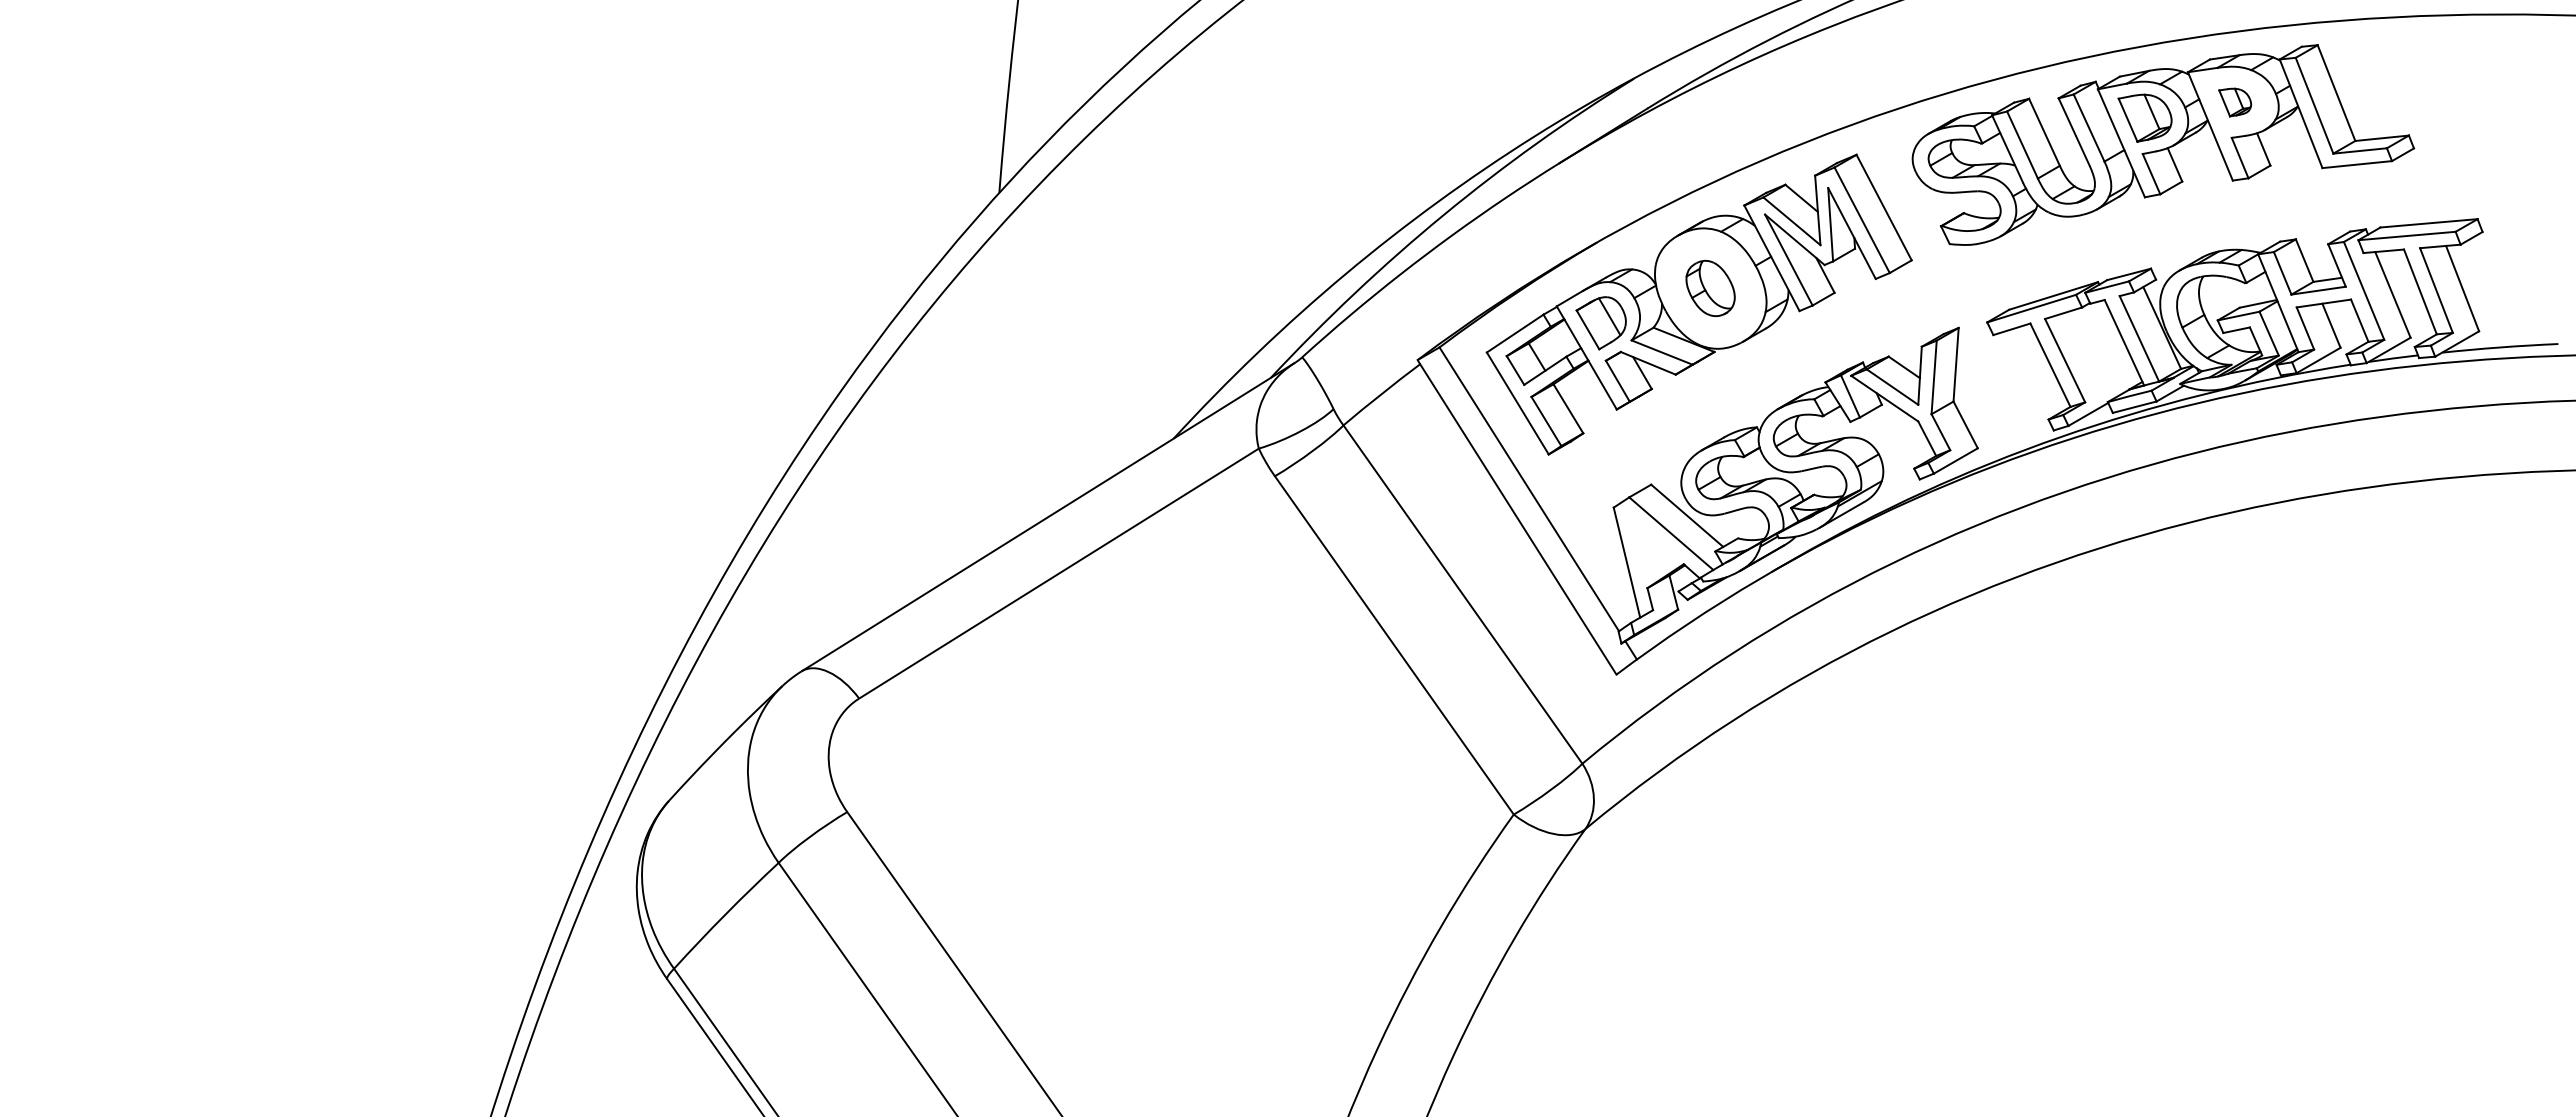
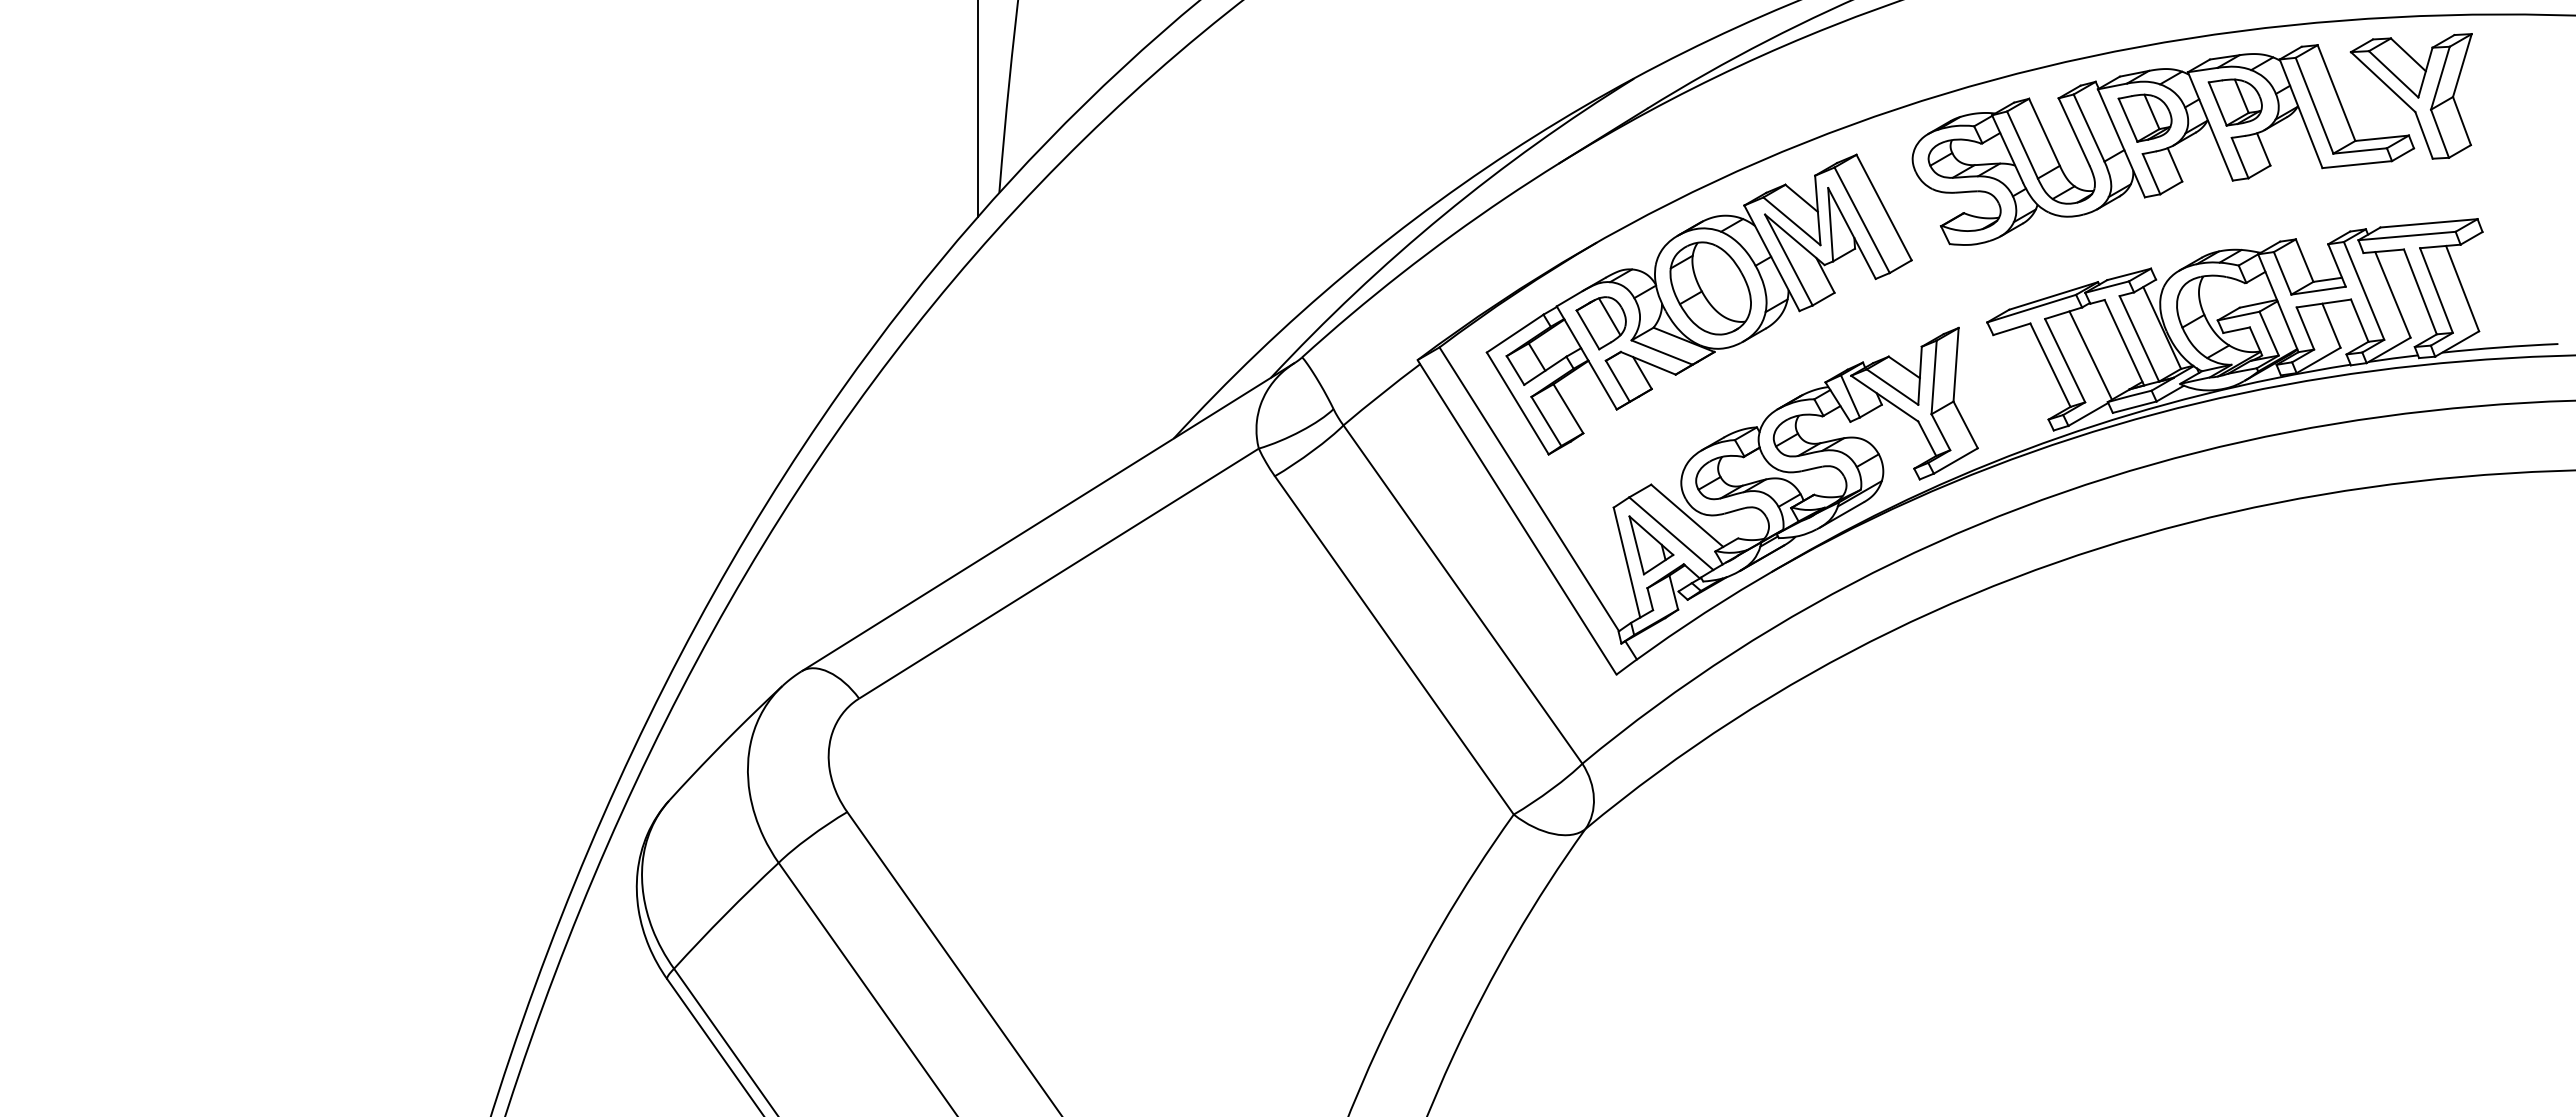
part: none -> present (2410, 96)
part size: 35x31 px -> 56x49 px (2234, 102)
line: none -> present (978, 109)
part size: 51x57 px -> 83x95 px (1710, 288)
line: none -> present (2090, 355)
part: none -> present (1651, 545)
